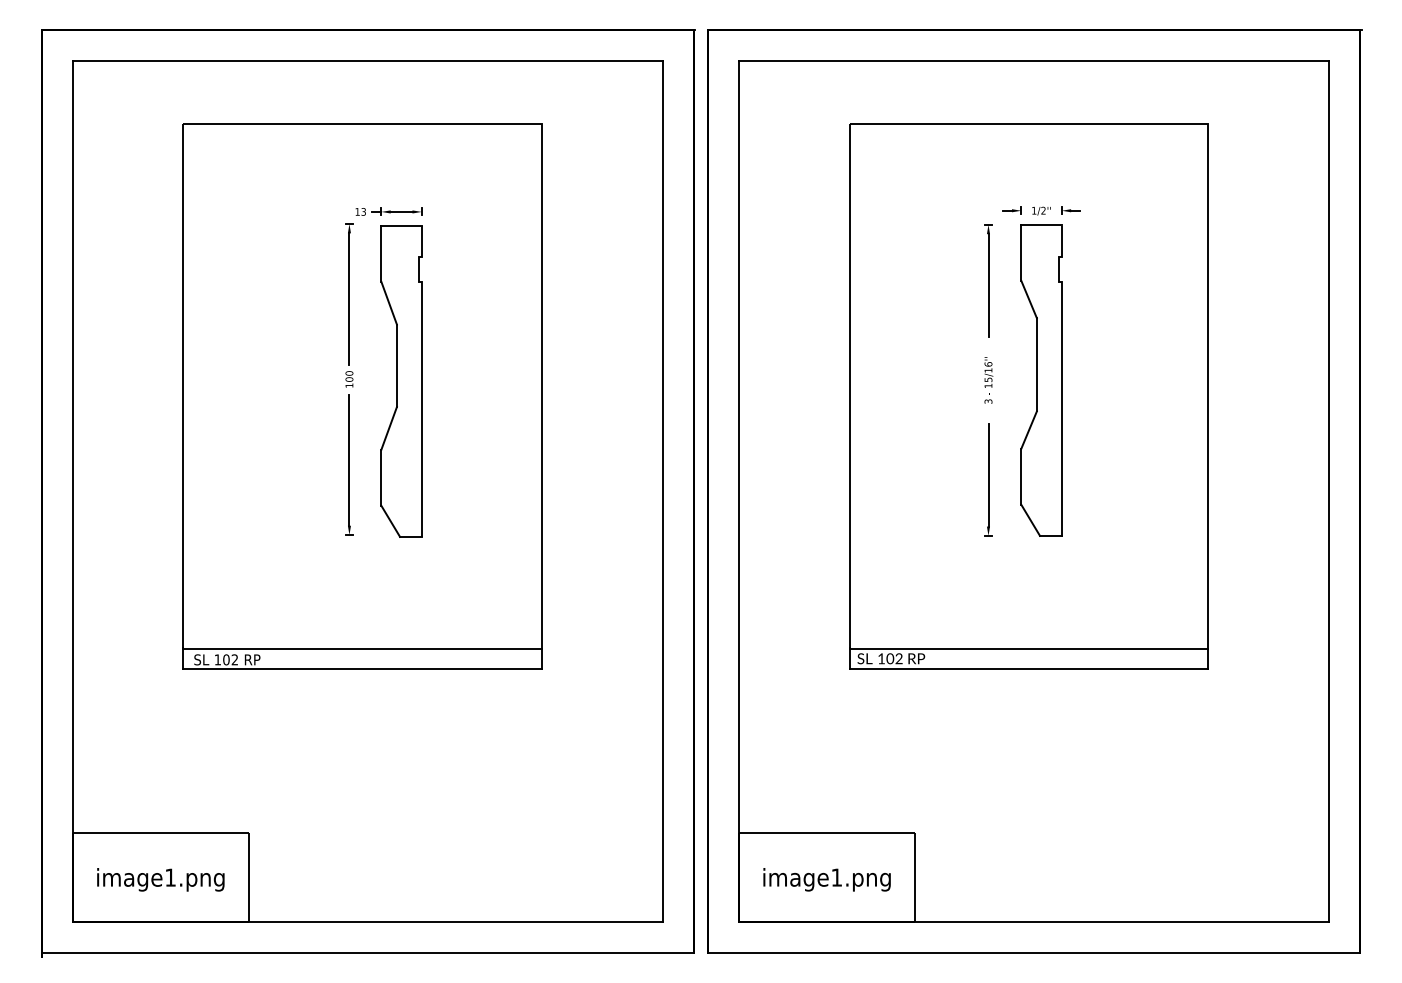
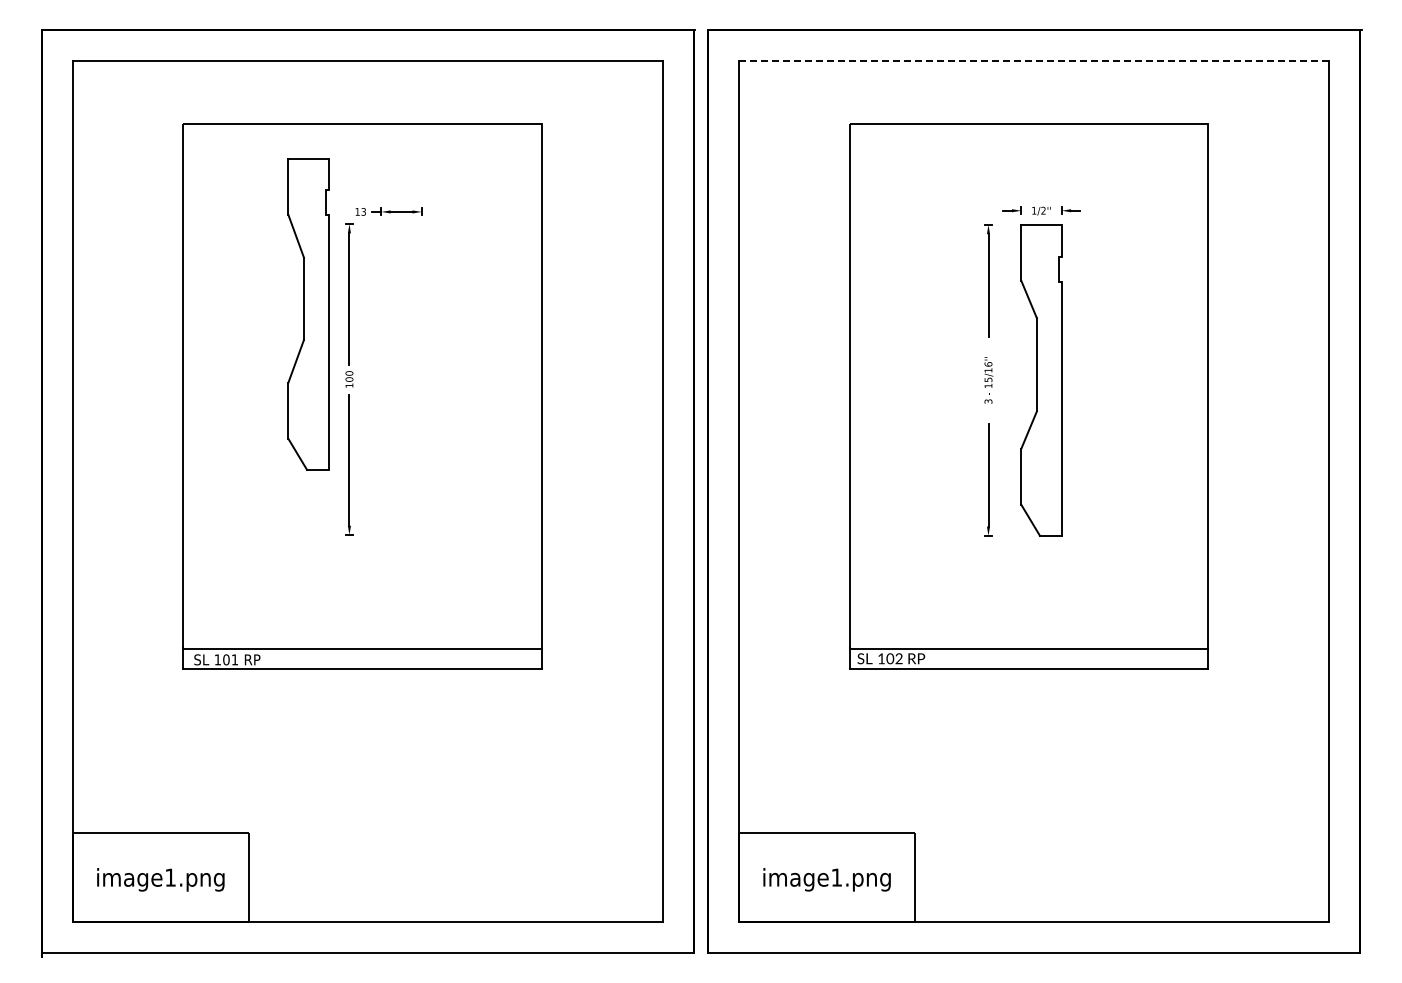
line: solid -> dashed (1034, 60)
part position: (401, 381) -> (308, 314) (308, 314)
text: 102 -> 101 (234, 659)
